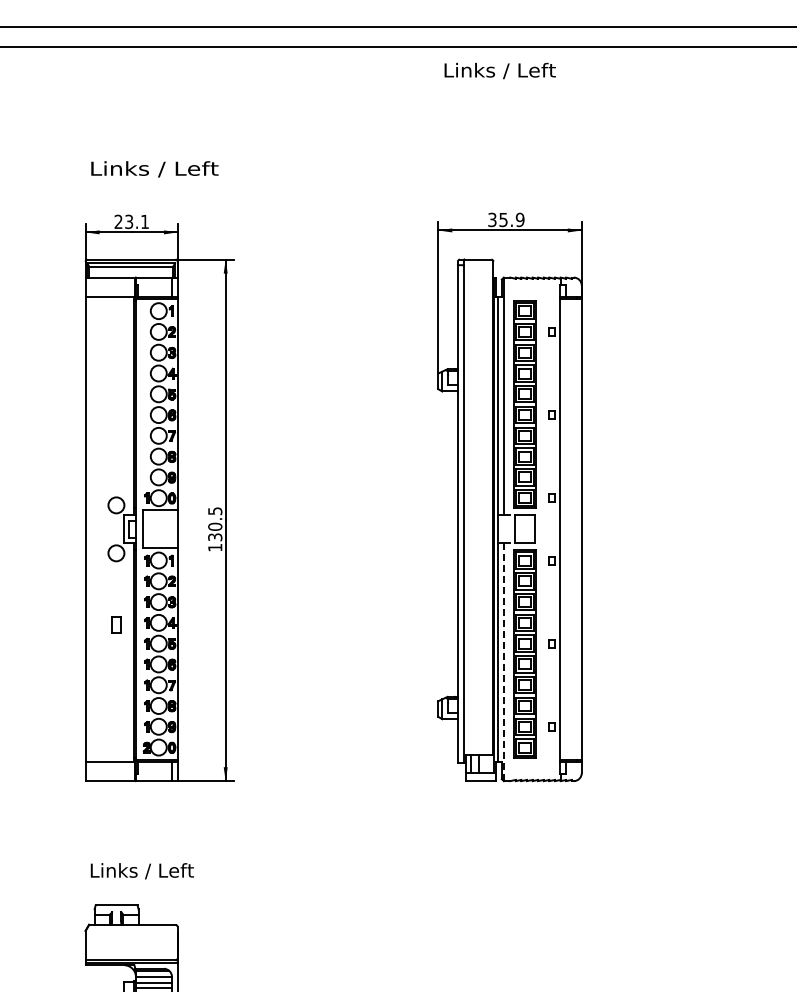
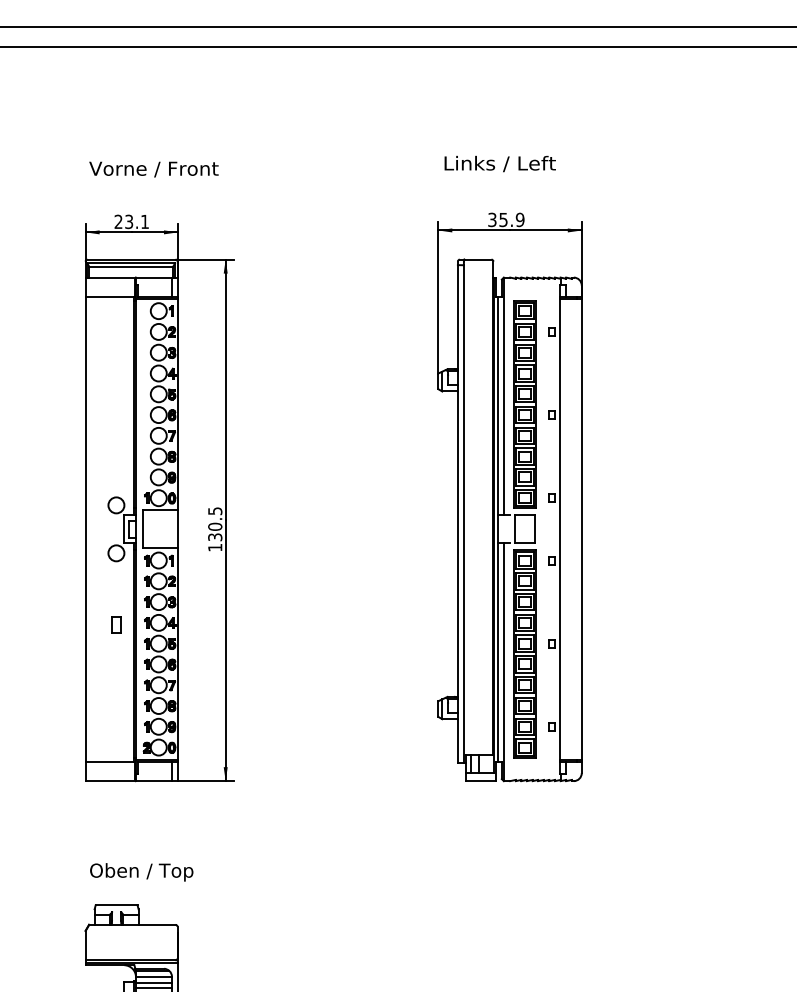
text position: (499, 70) -> (499, 163) (499, 163)
text: Links / Left -> Vorne / Front (152, 169)
line: dashed -> solid (504, 662)
text: Links / Left -> Oben / Top (141, 872)
